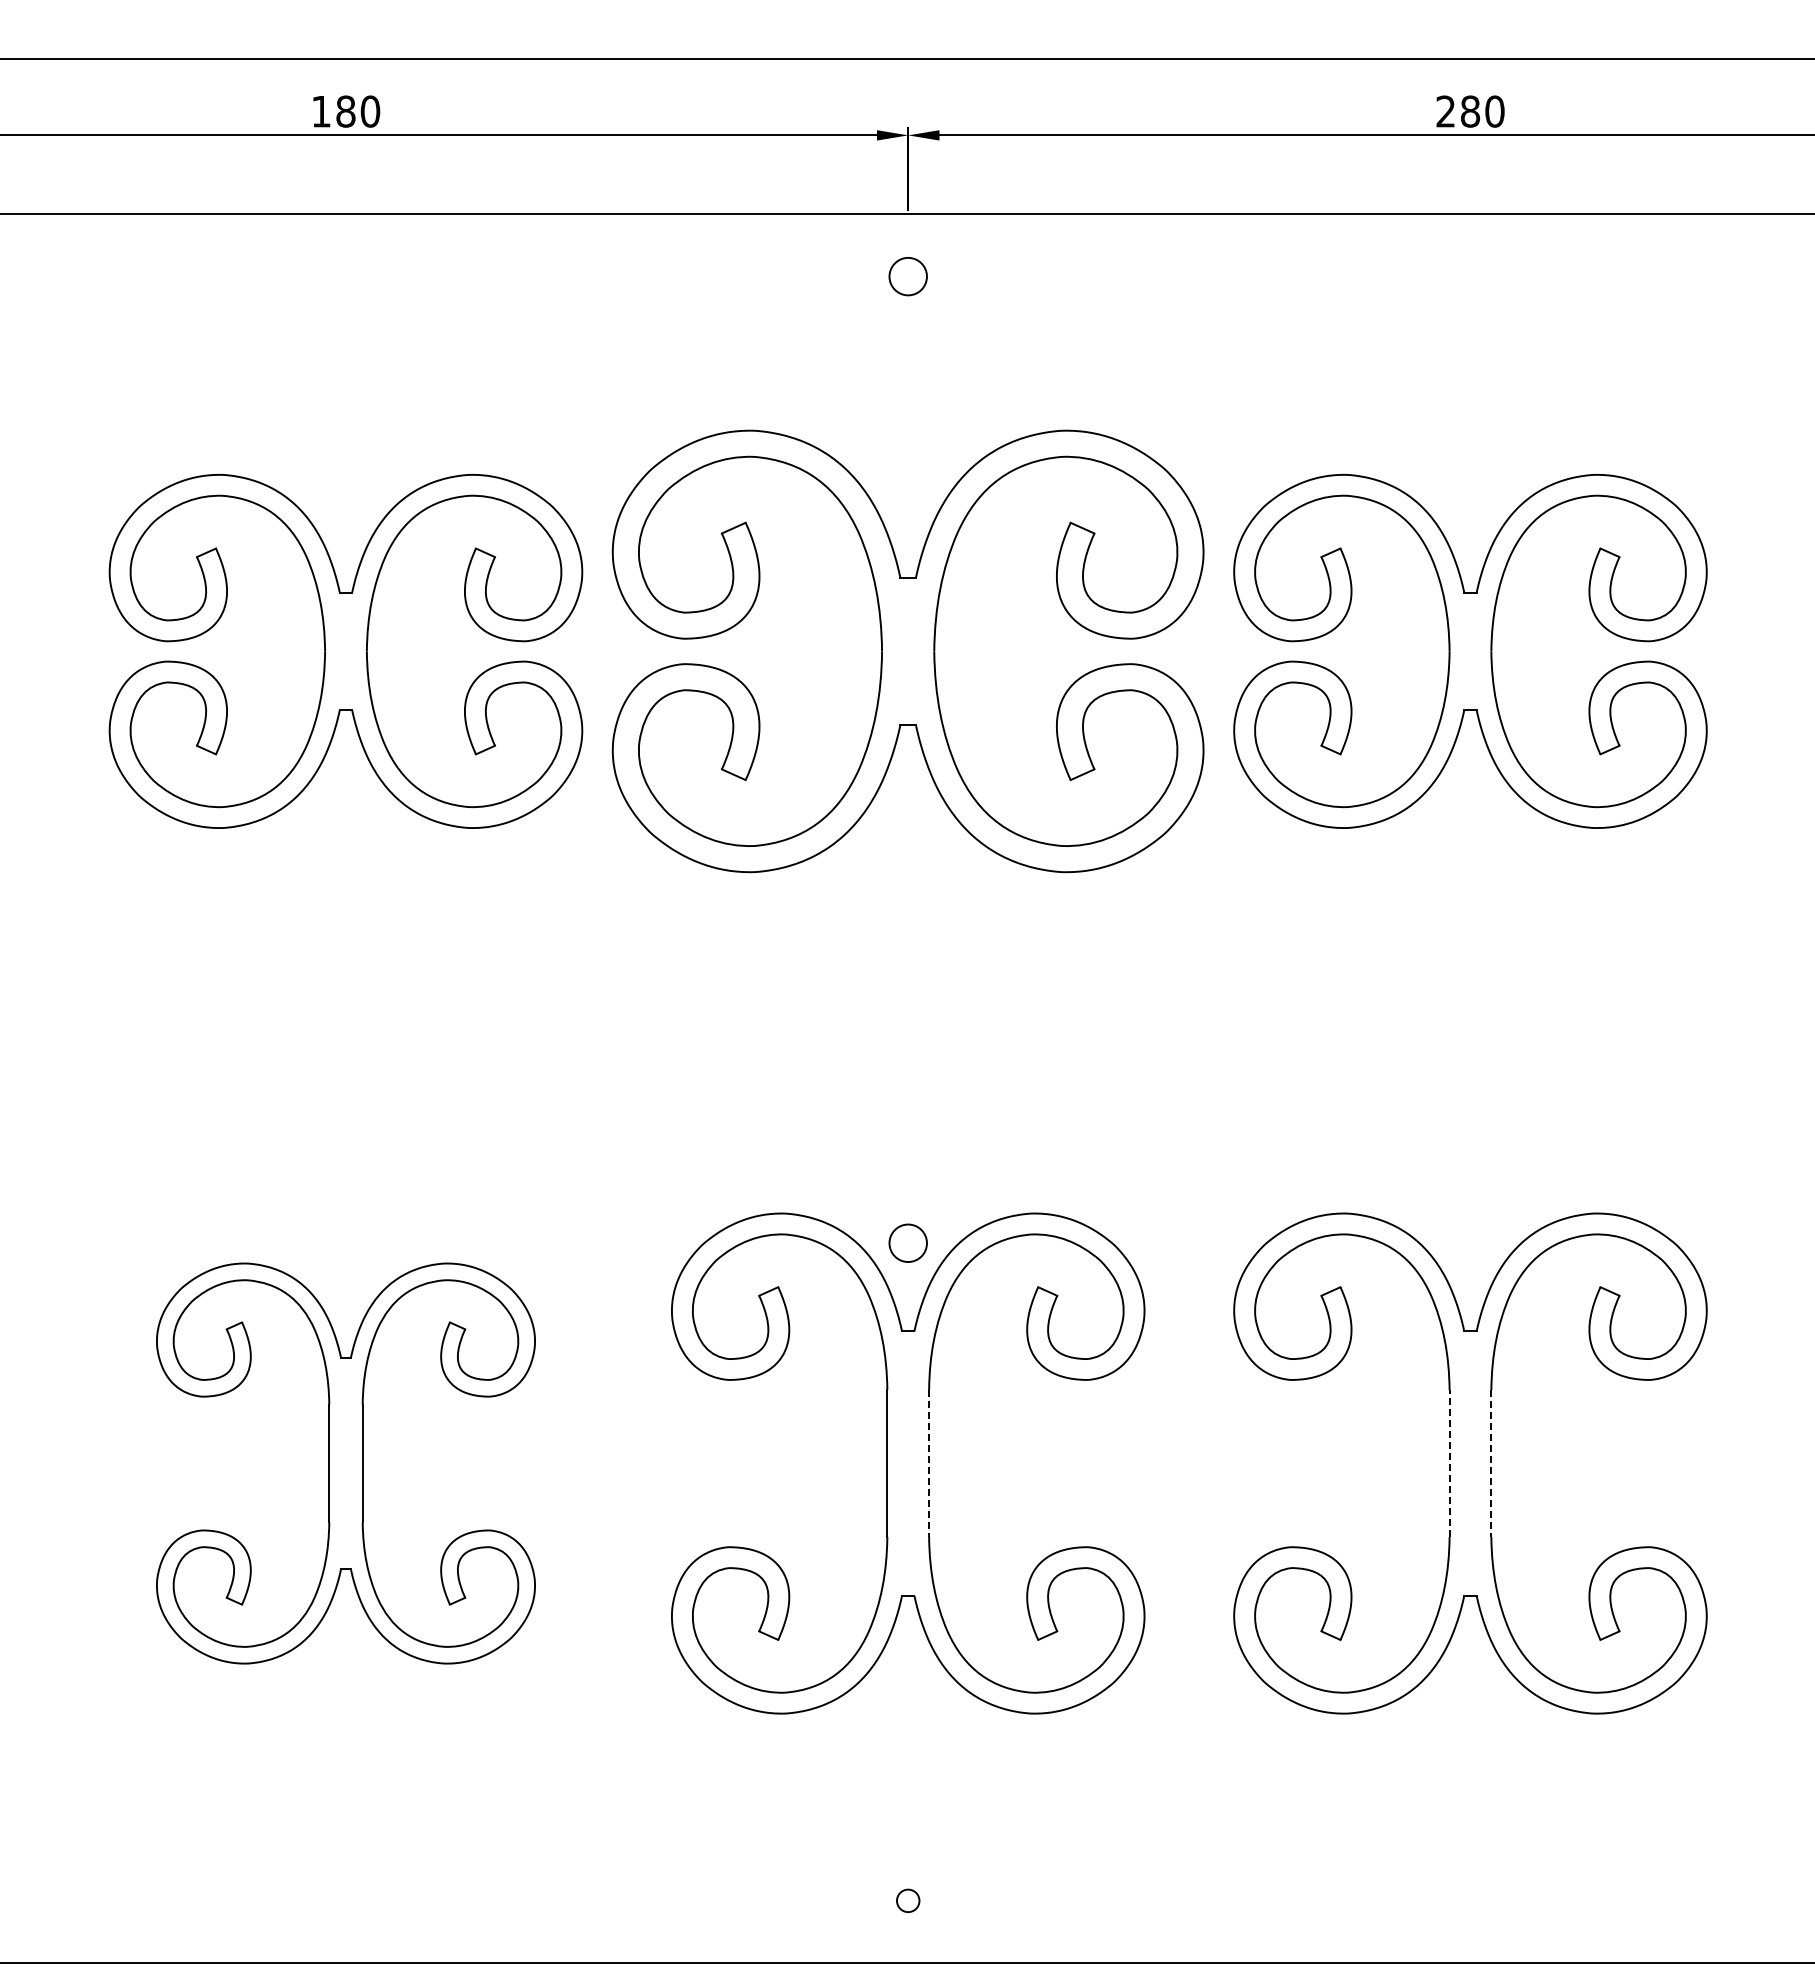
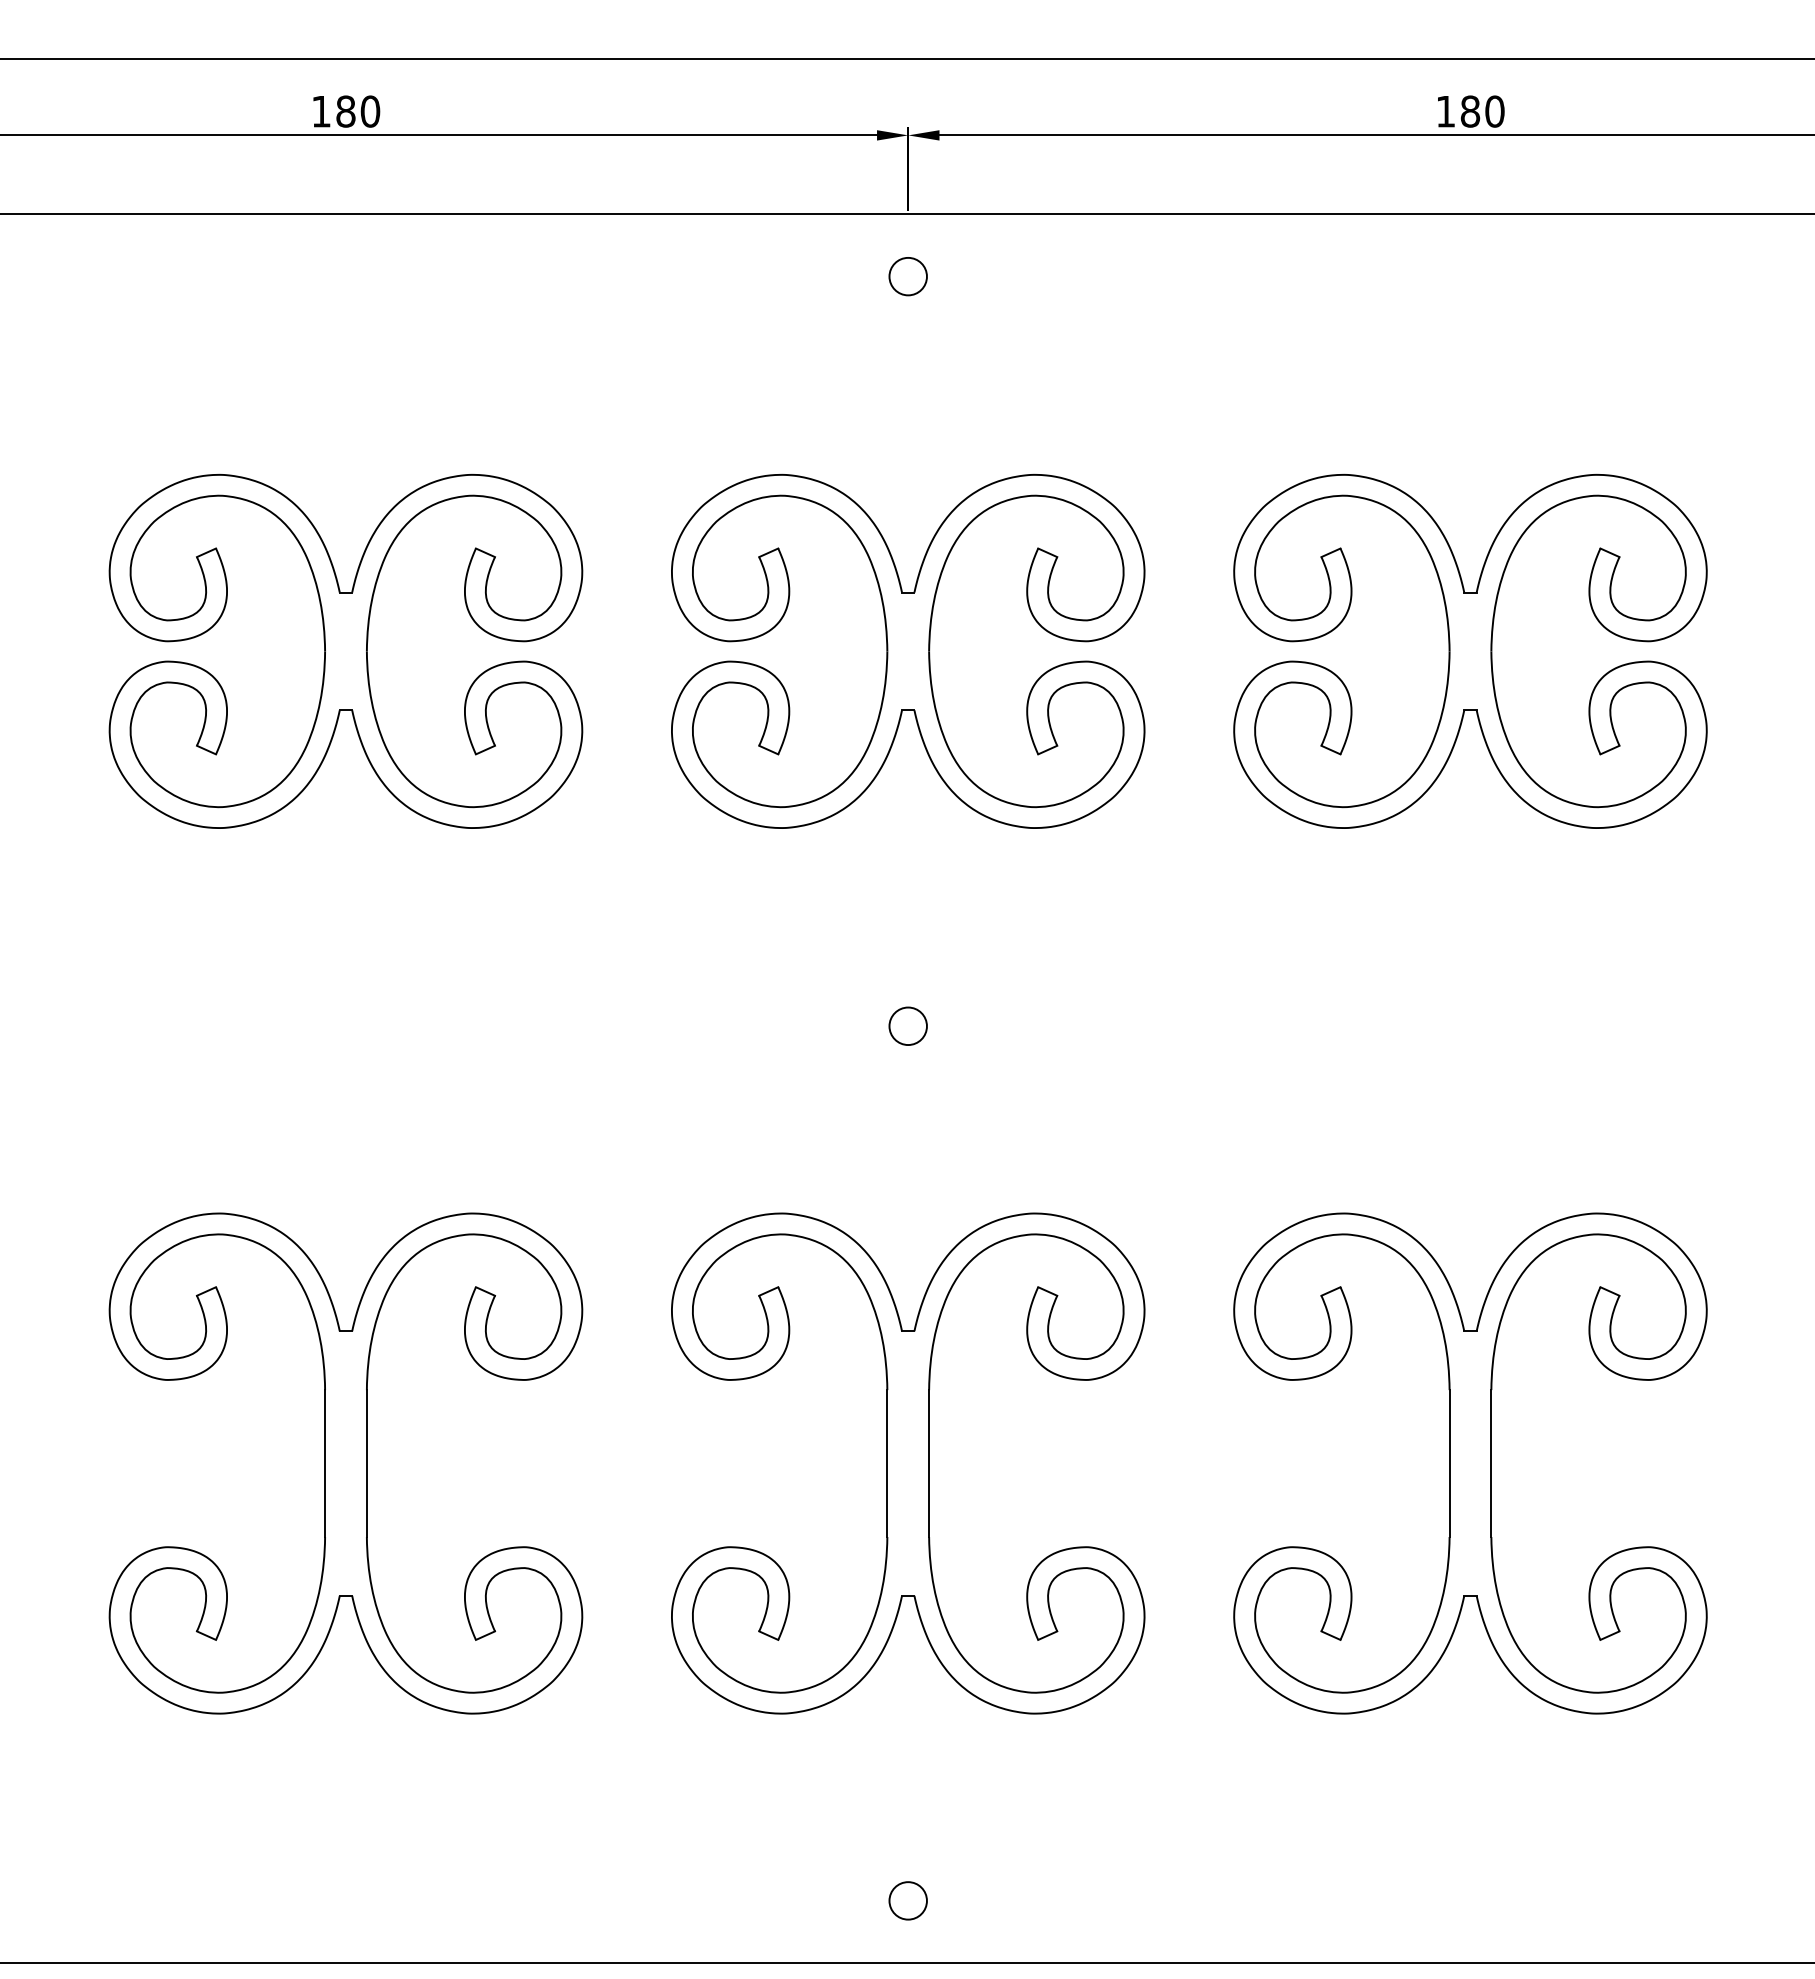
text: 280 -> 180 (1445, 111)
part size: 594x445 px -> 475x355 px (908, 651)
circle position: (907, 1242) -> (907, 1025) (907, 1025)
part size: 380x403 px -> 476x503 px (345, 1463)
line: dashed -> solid (1449, 1463)
line: dashed -> solid (929, 1464)
line: dashed -> solid (1491, 1464)
circle diameter: 22 px -> 37 px (907, 1900)
